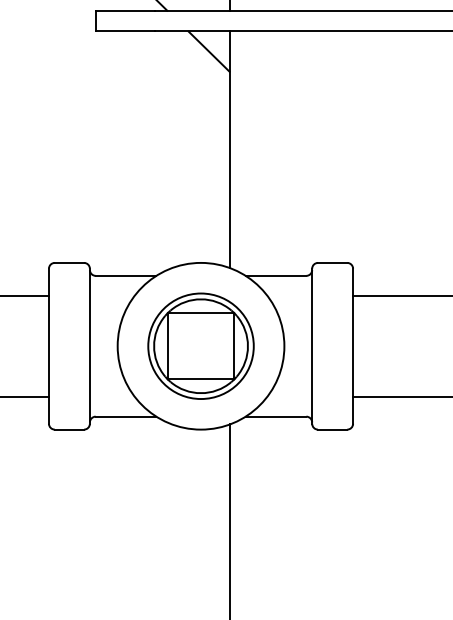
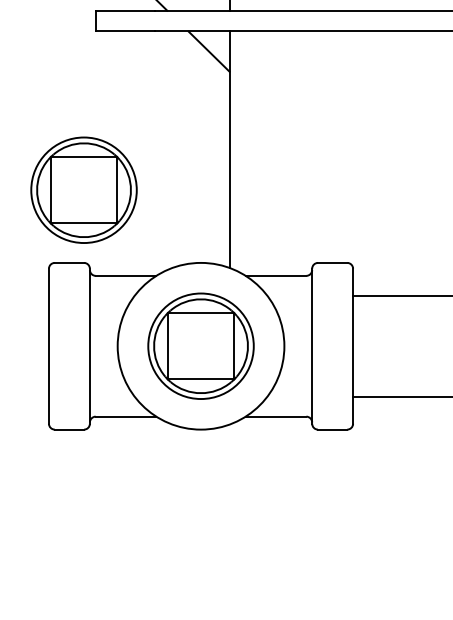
part: none -> present (83, 189)
line: present -> none (25, 295)
line: present -> none (25, 396)
line: present -> none (230, 520)
